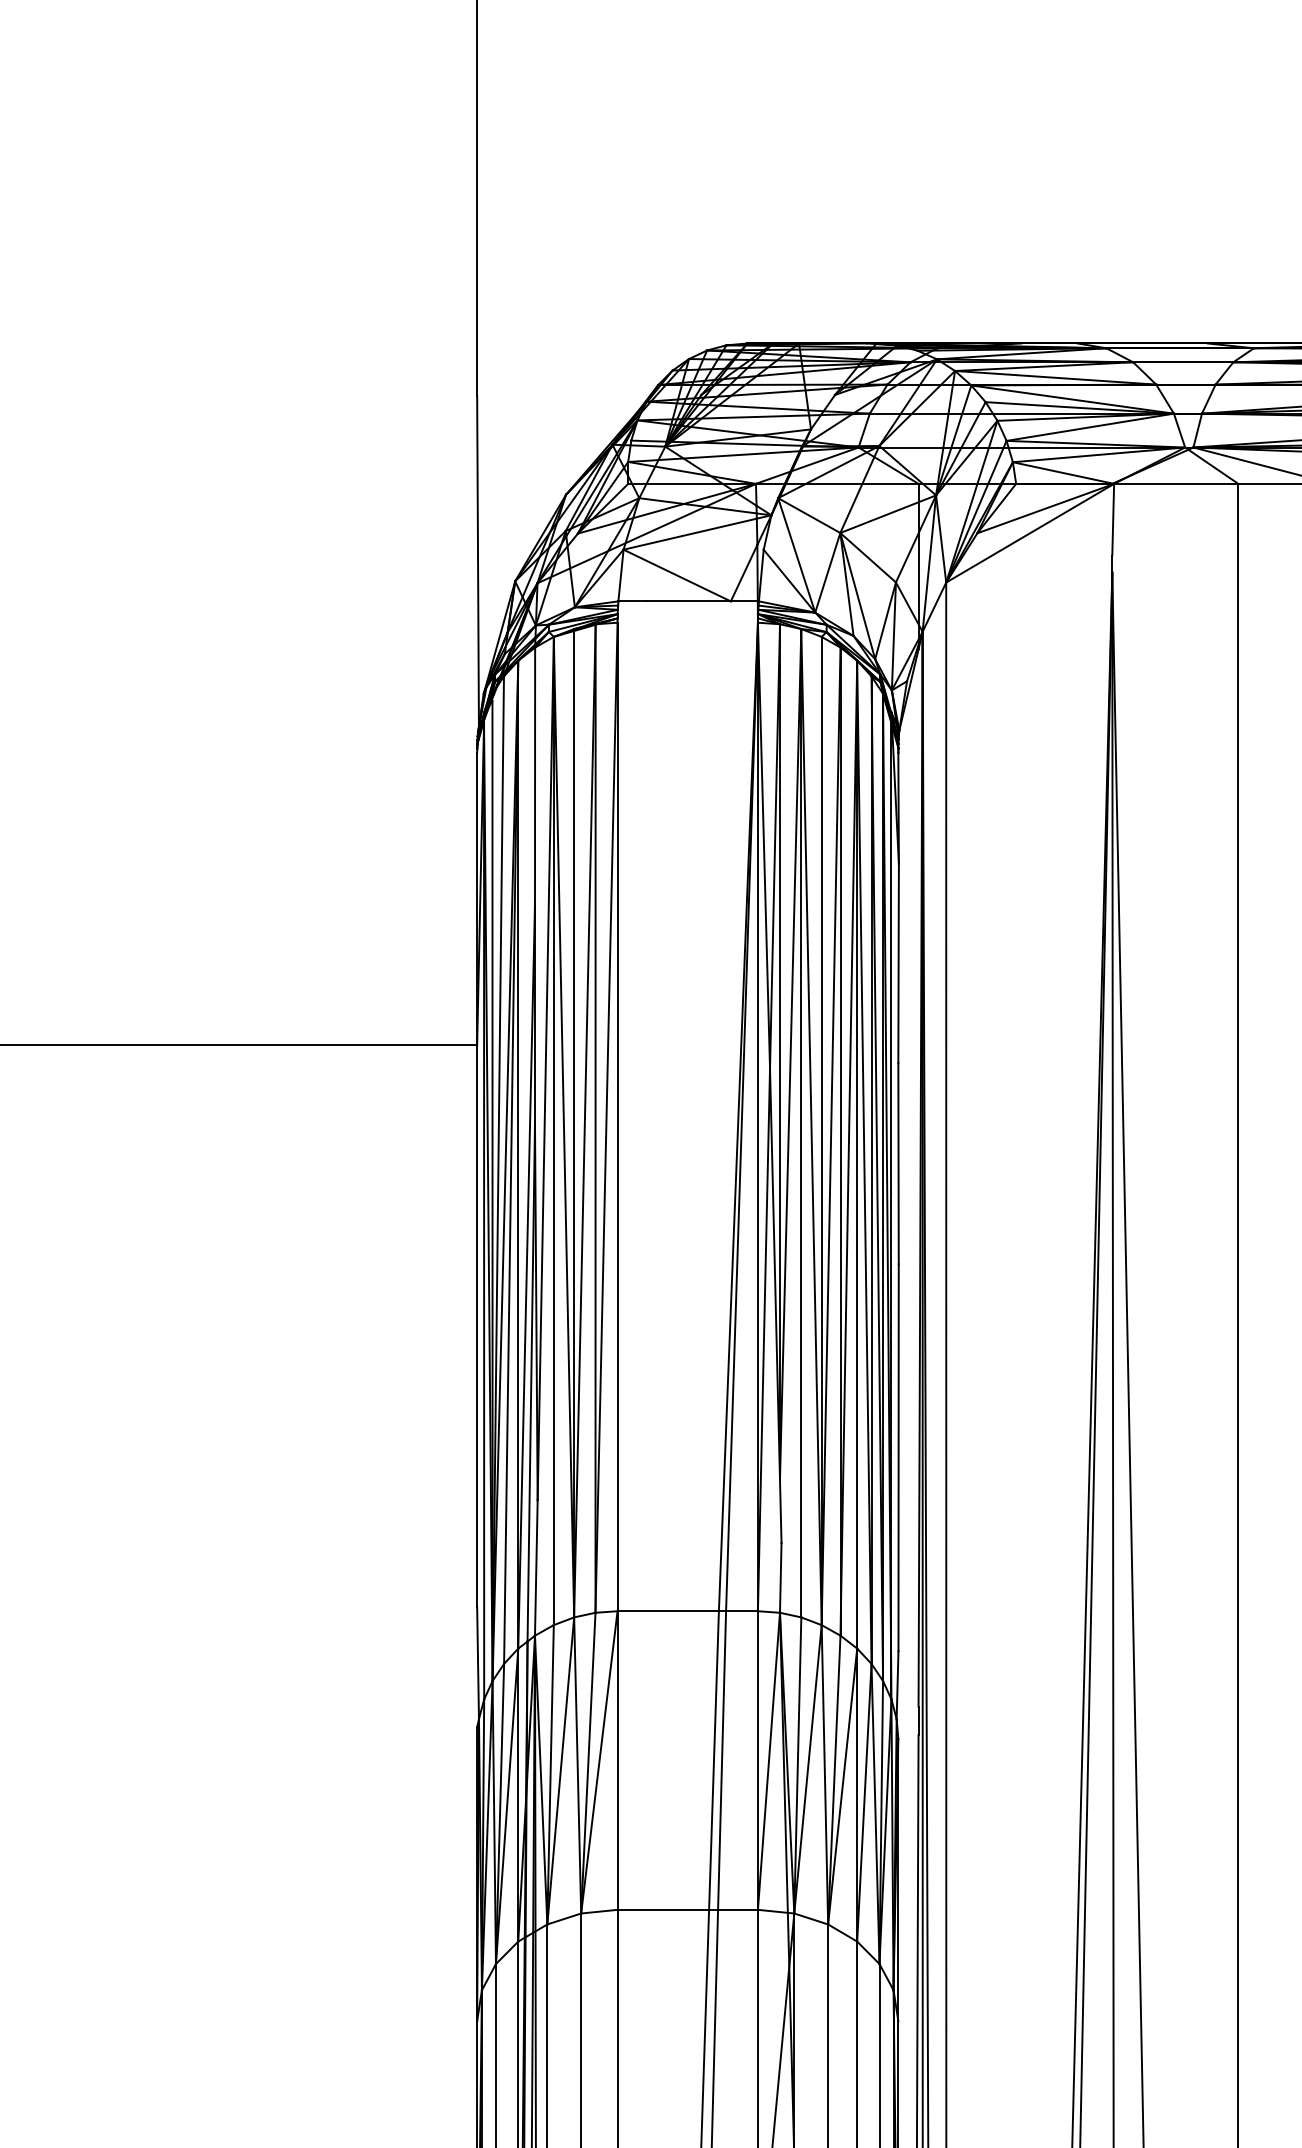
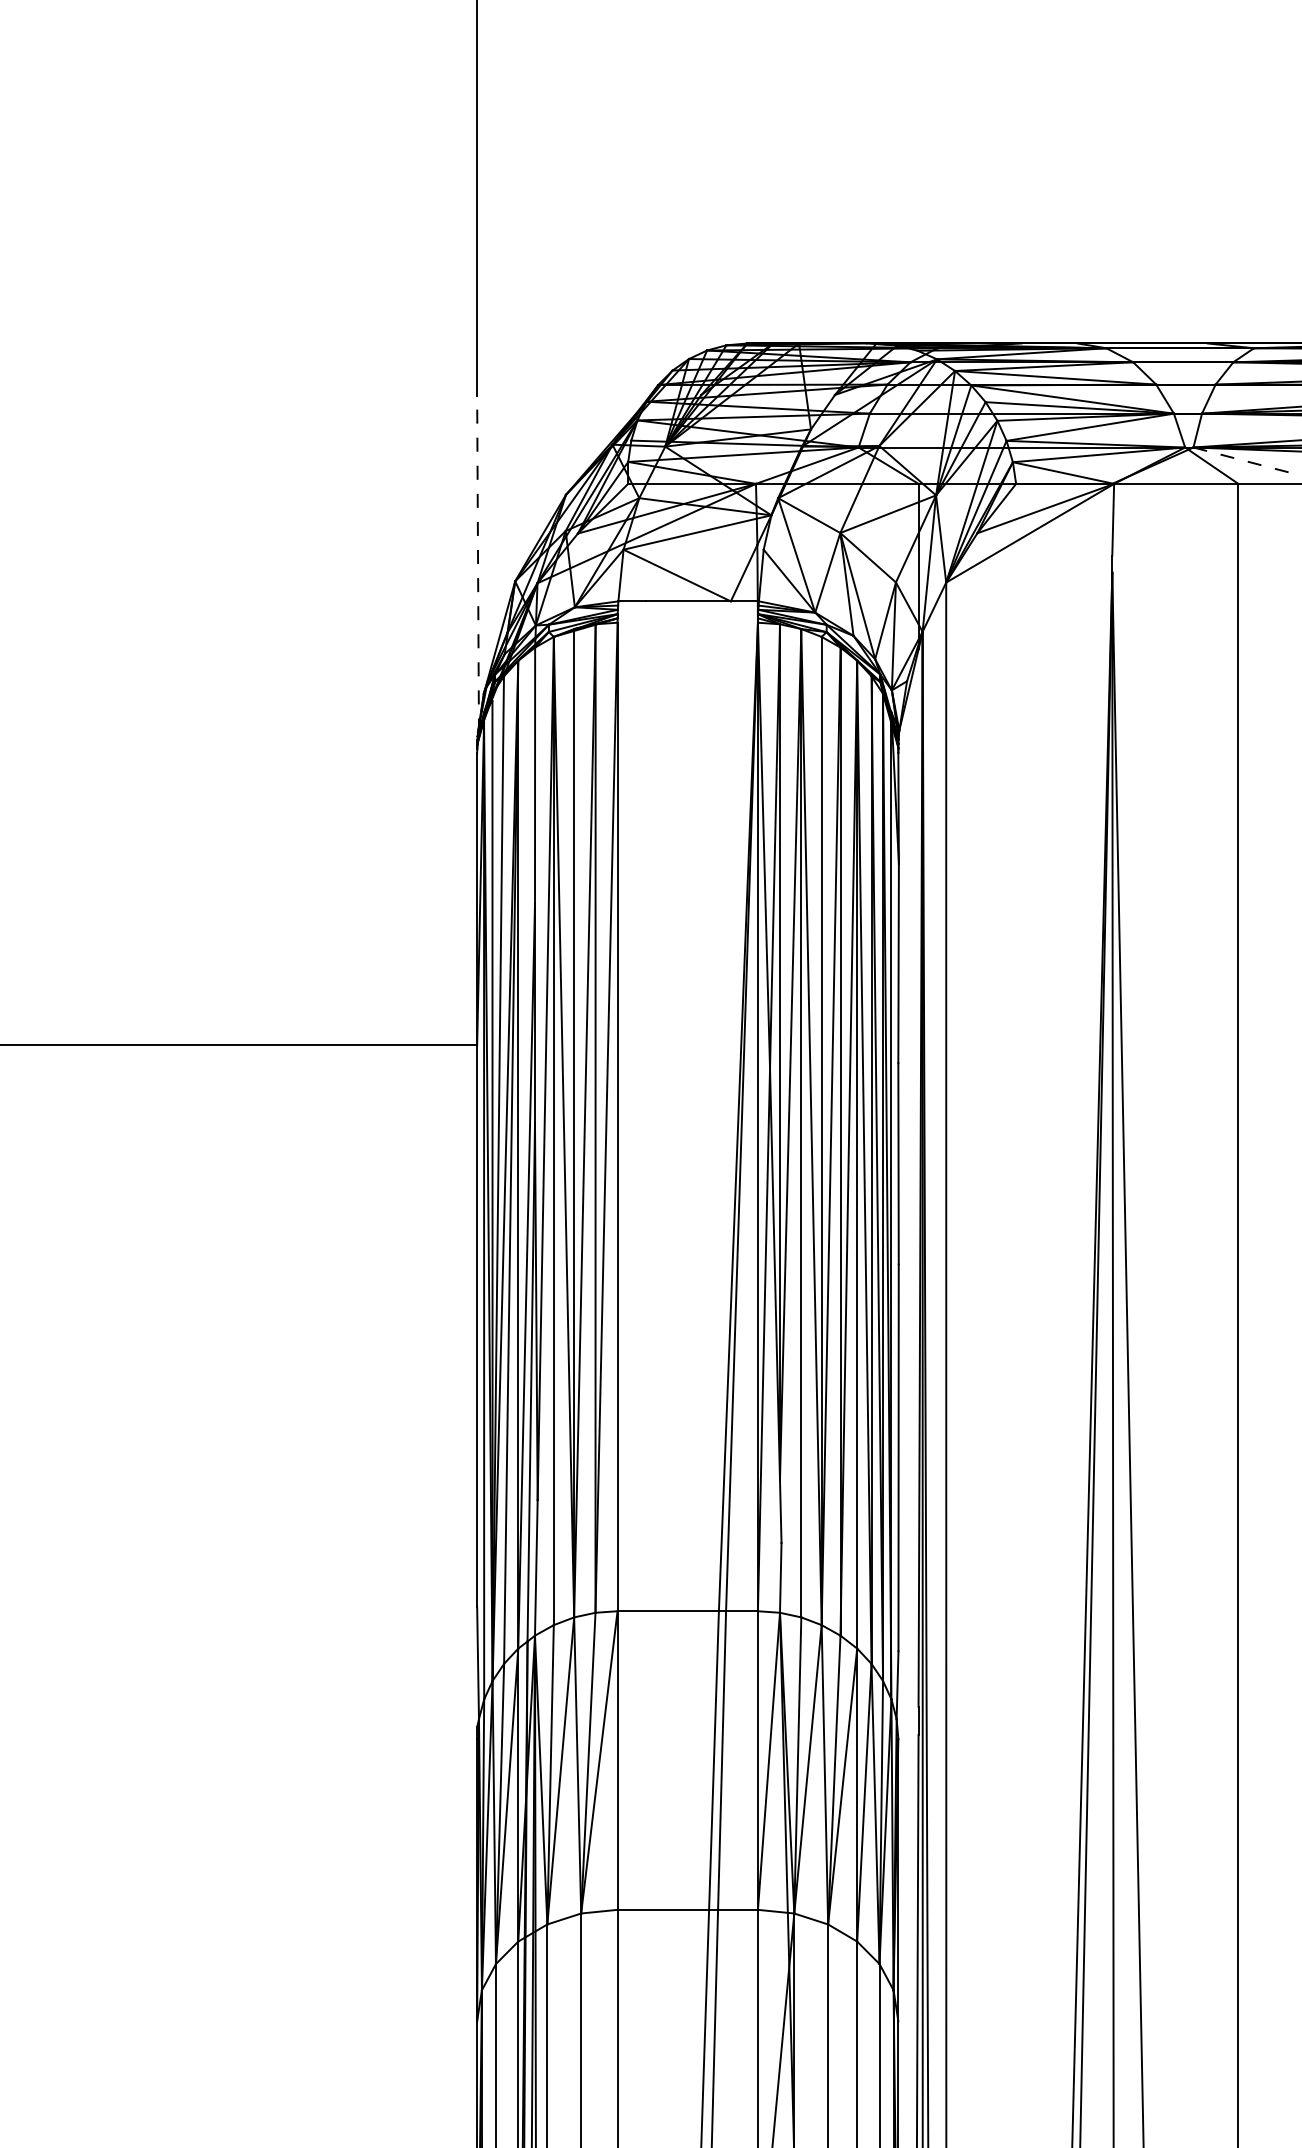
line: solid -> dashed (1247, 461)
line: solid -> dashed (478, 563)
